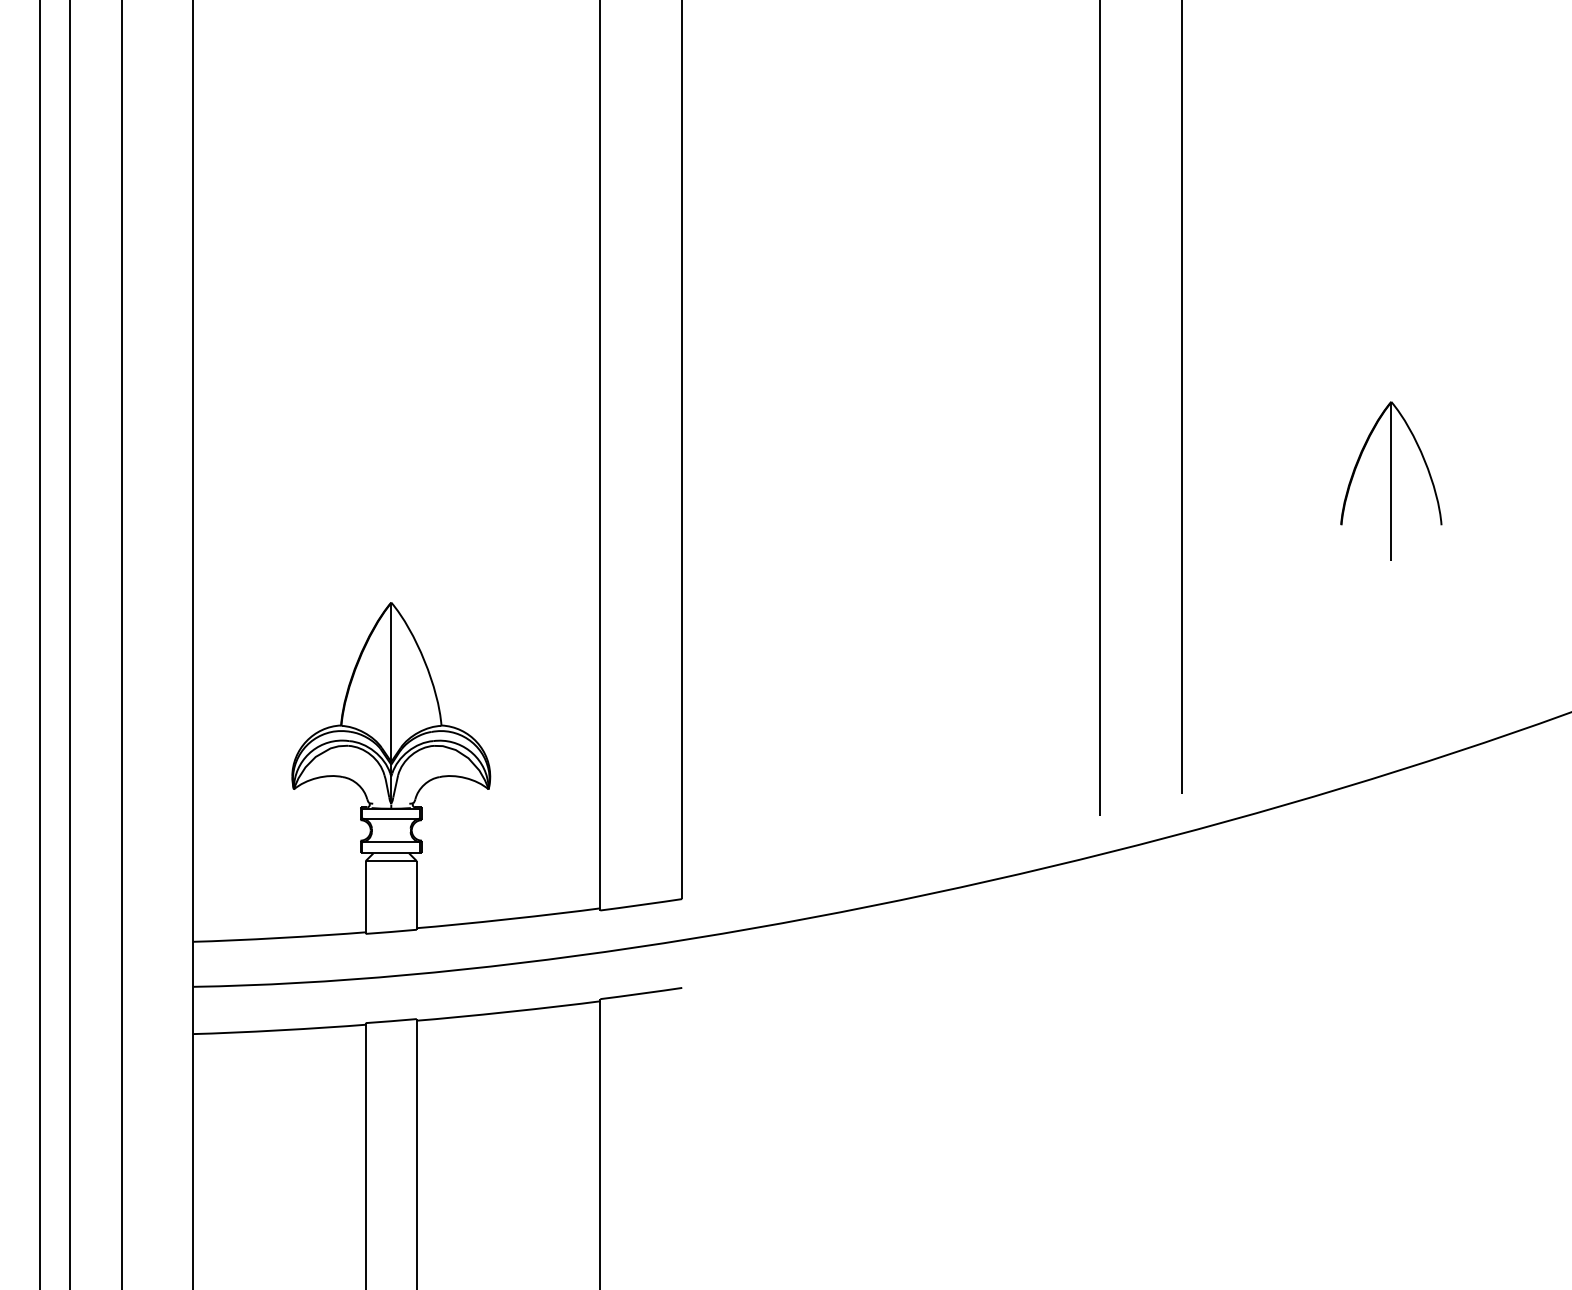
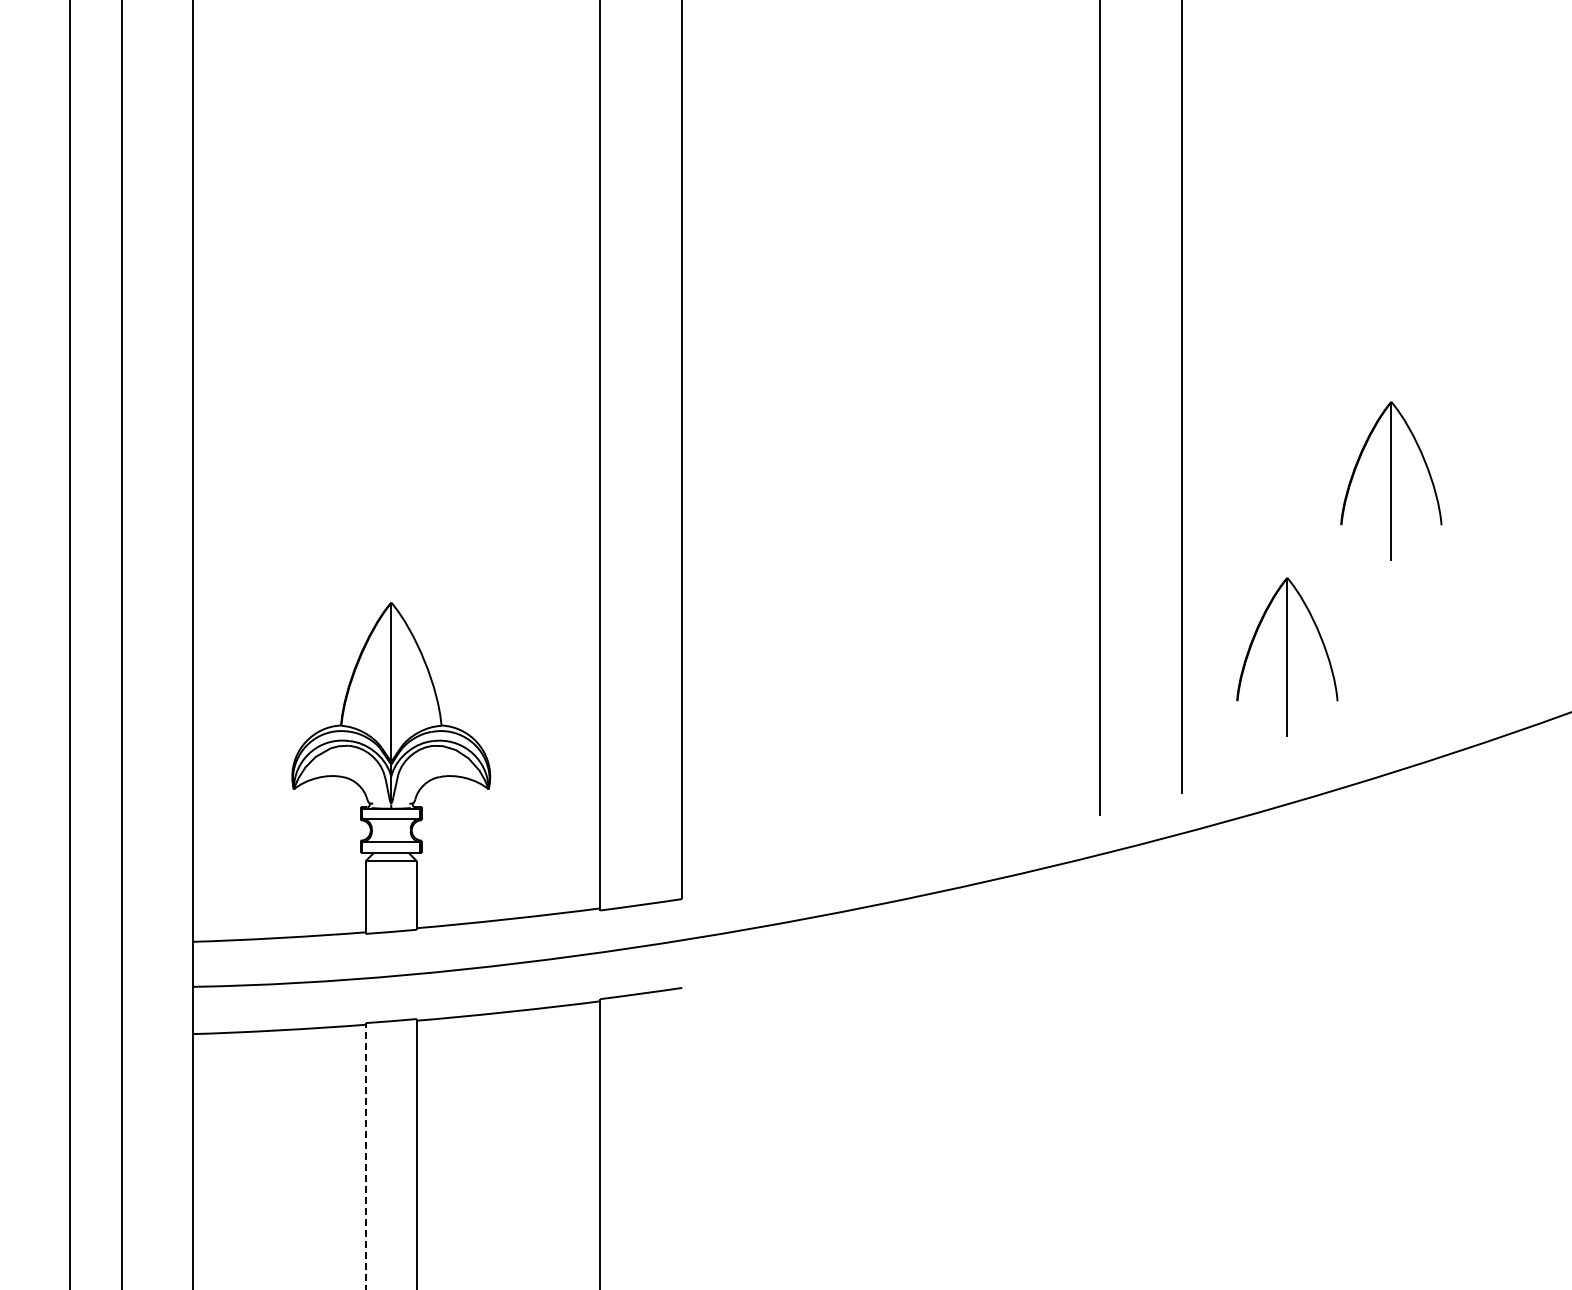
line: present -> none (39, 644)
part: none -> present (1287, 656)
line: solid -> dashed (365, 1156)
